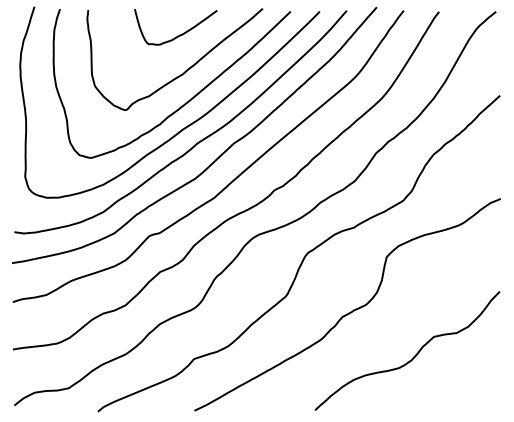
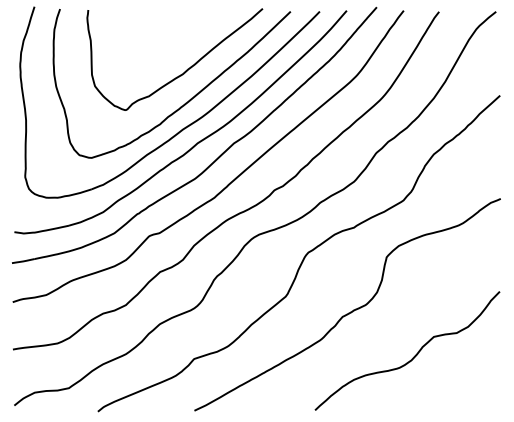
curve: present -> none (179, 34)
